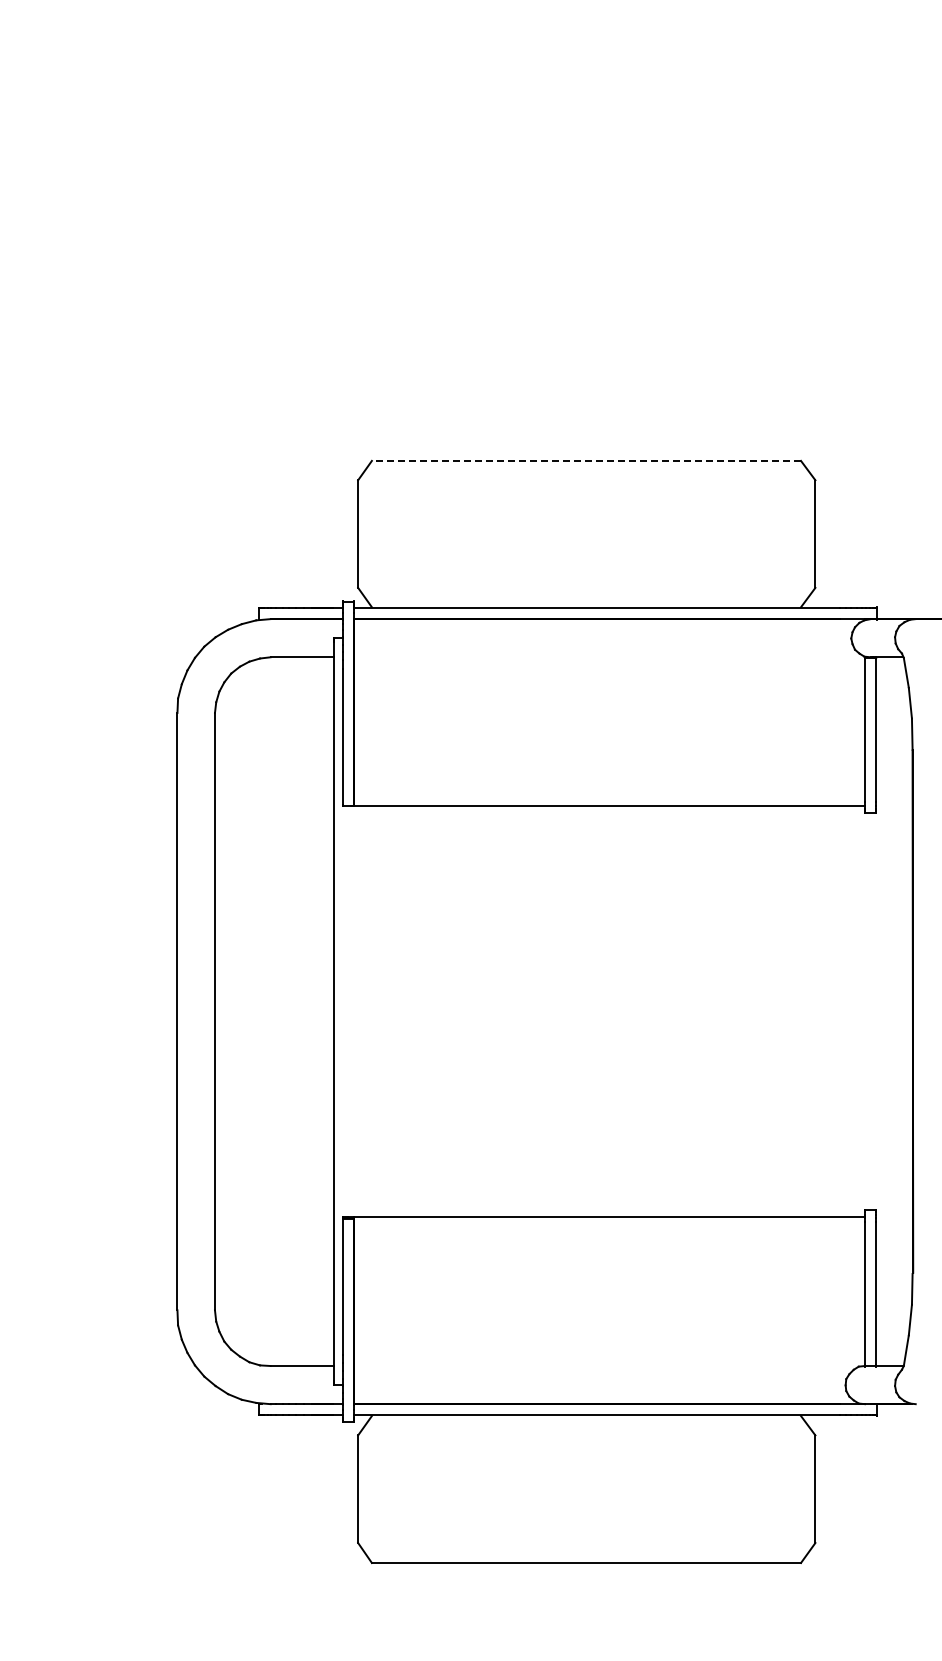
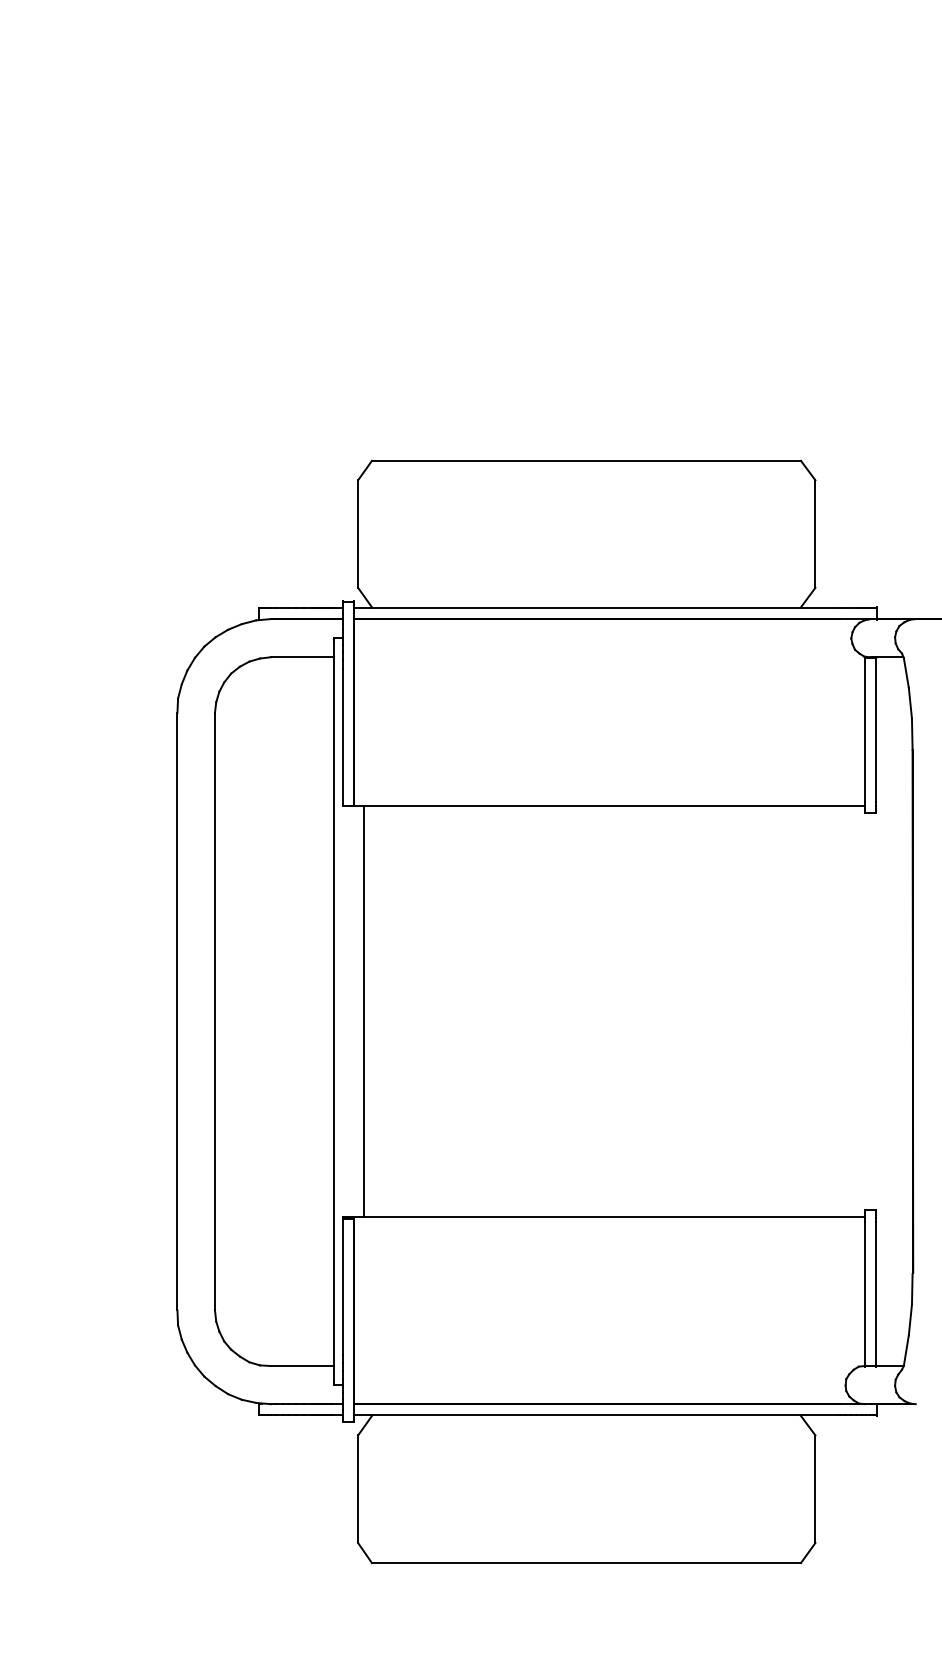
line: dashed -> solid (586, 460)
line: none -> present (363, 1011)
